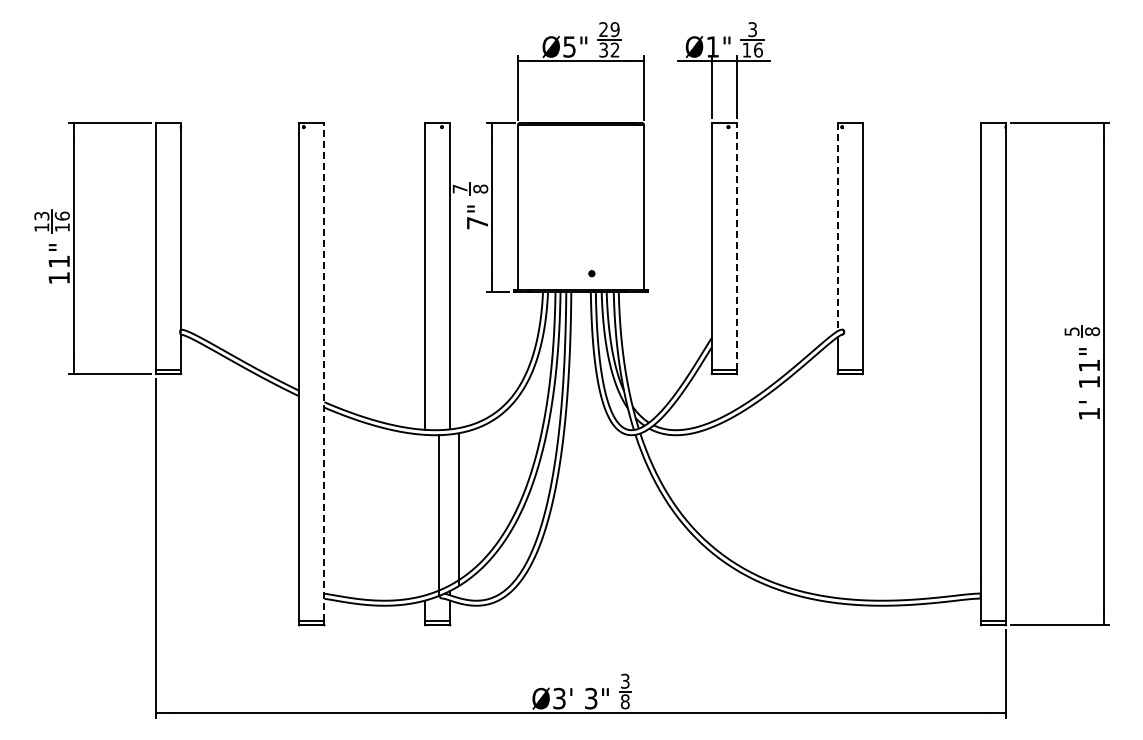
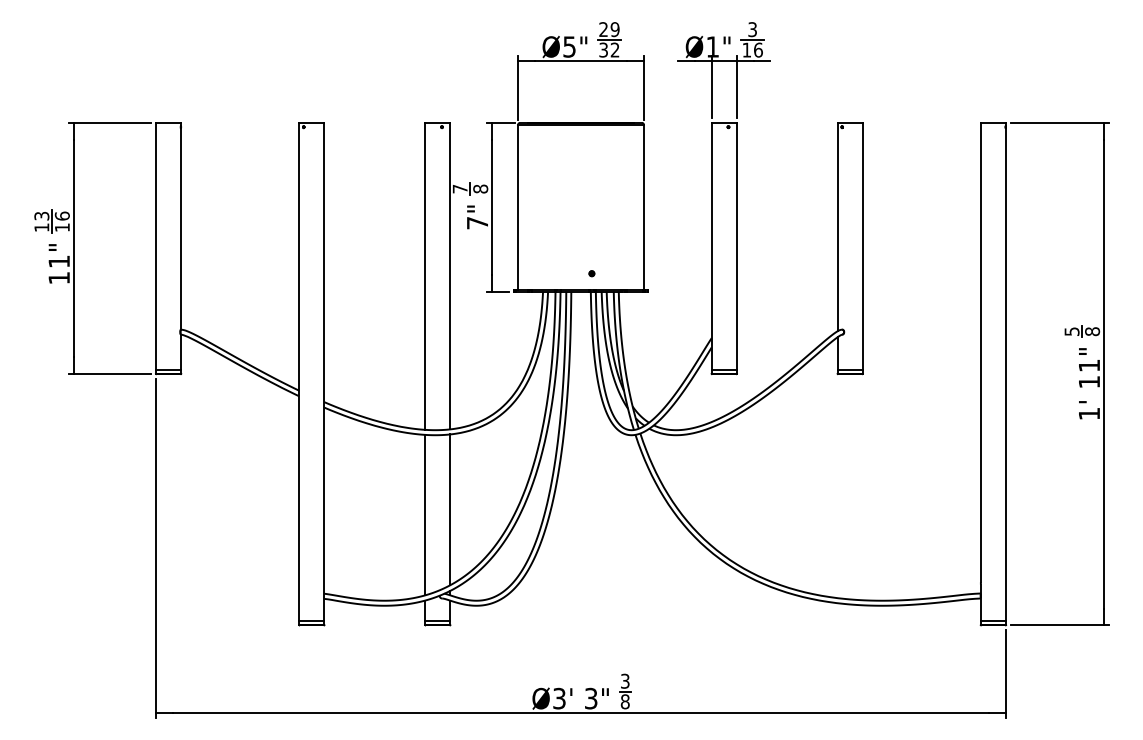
line: dashed -> solid (837, 227)
line: dashed -> solid (736, 246)
line: dashed -> solid (324, 371)
line position: (459, 509) -> (450, 509) (450, 509)
line position: (439, 514) -> (425, 514) (425, 514)
